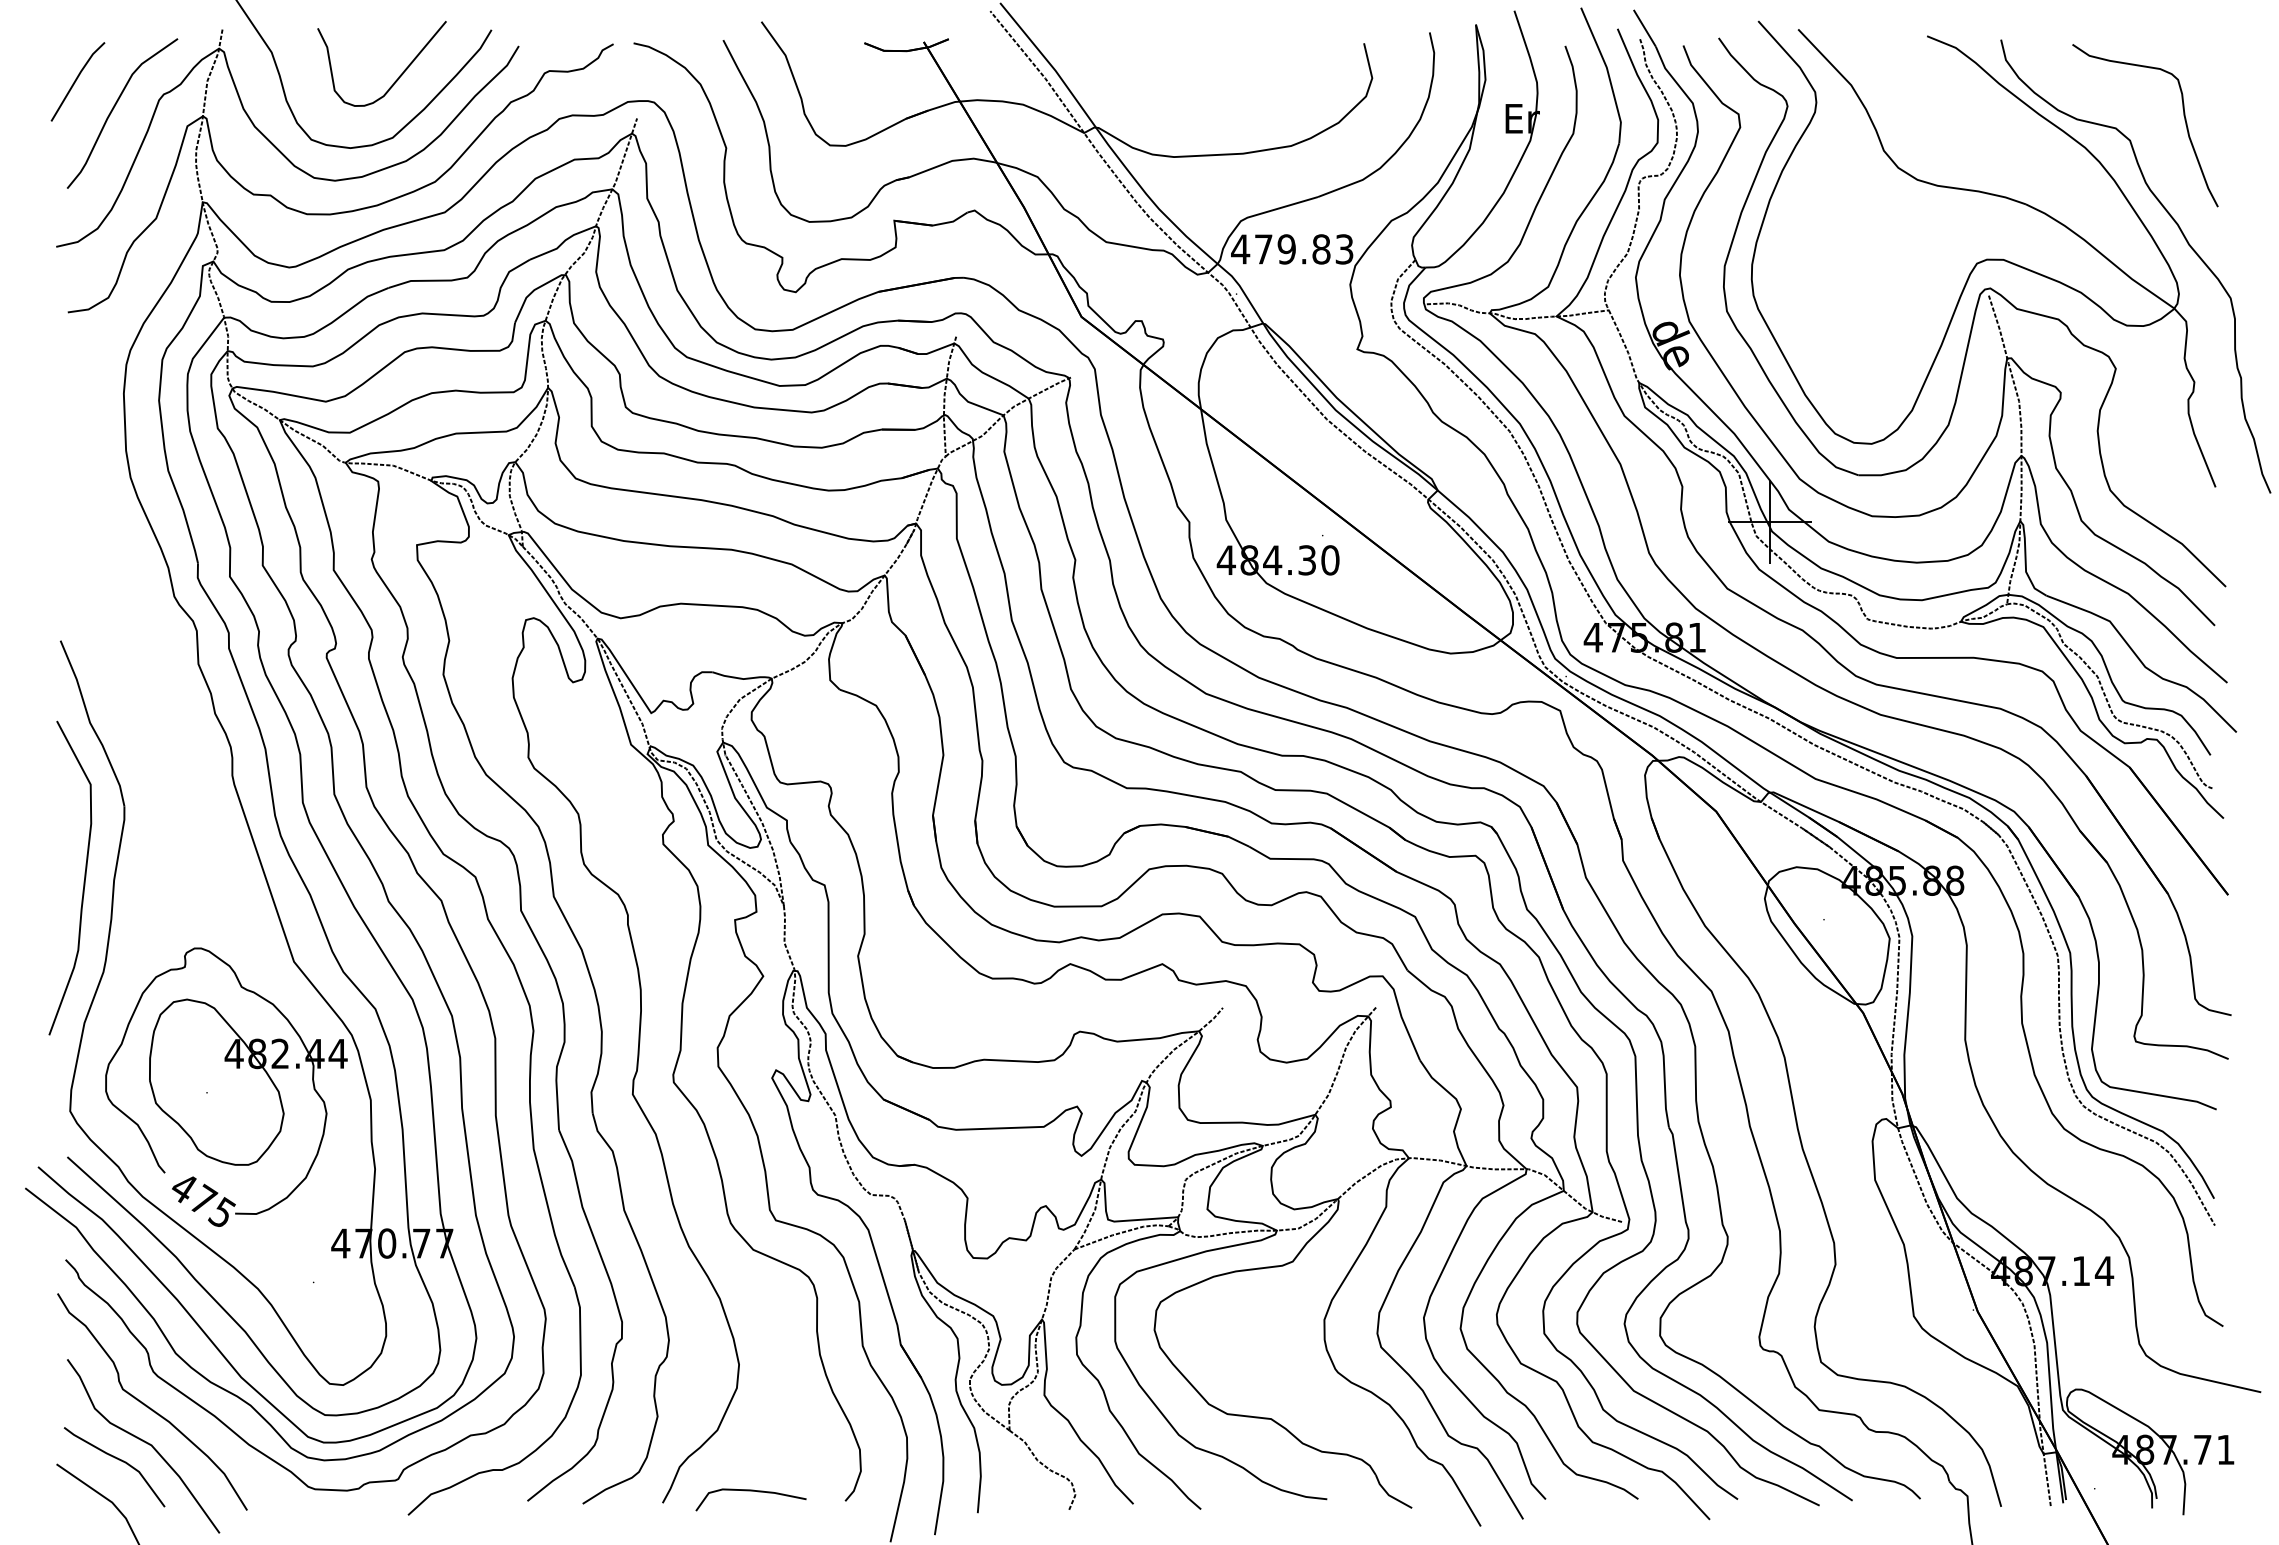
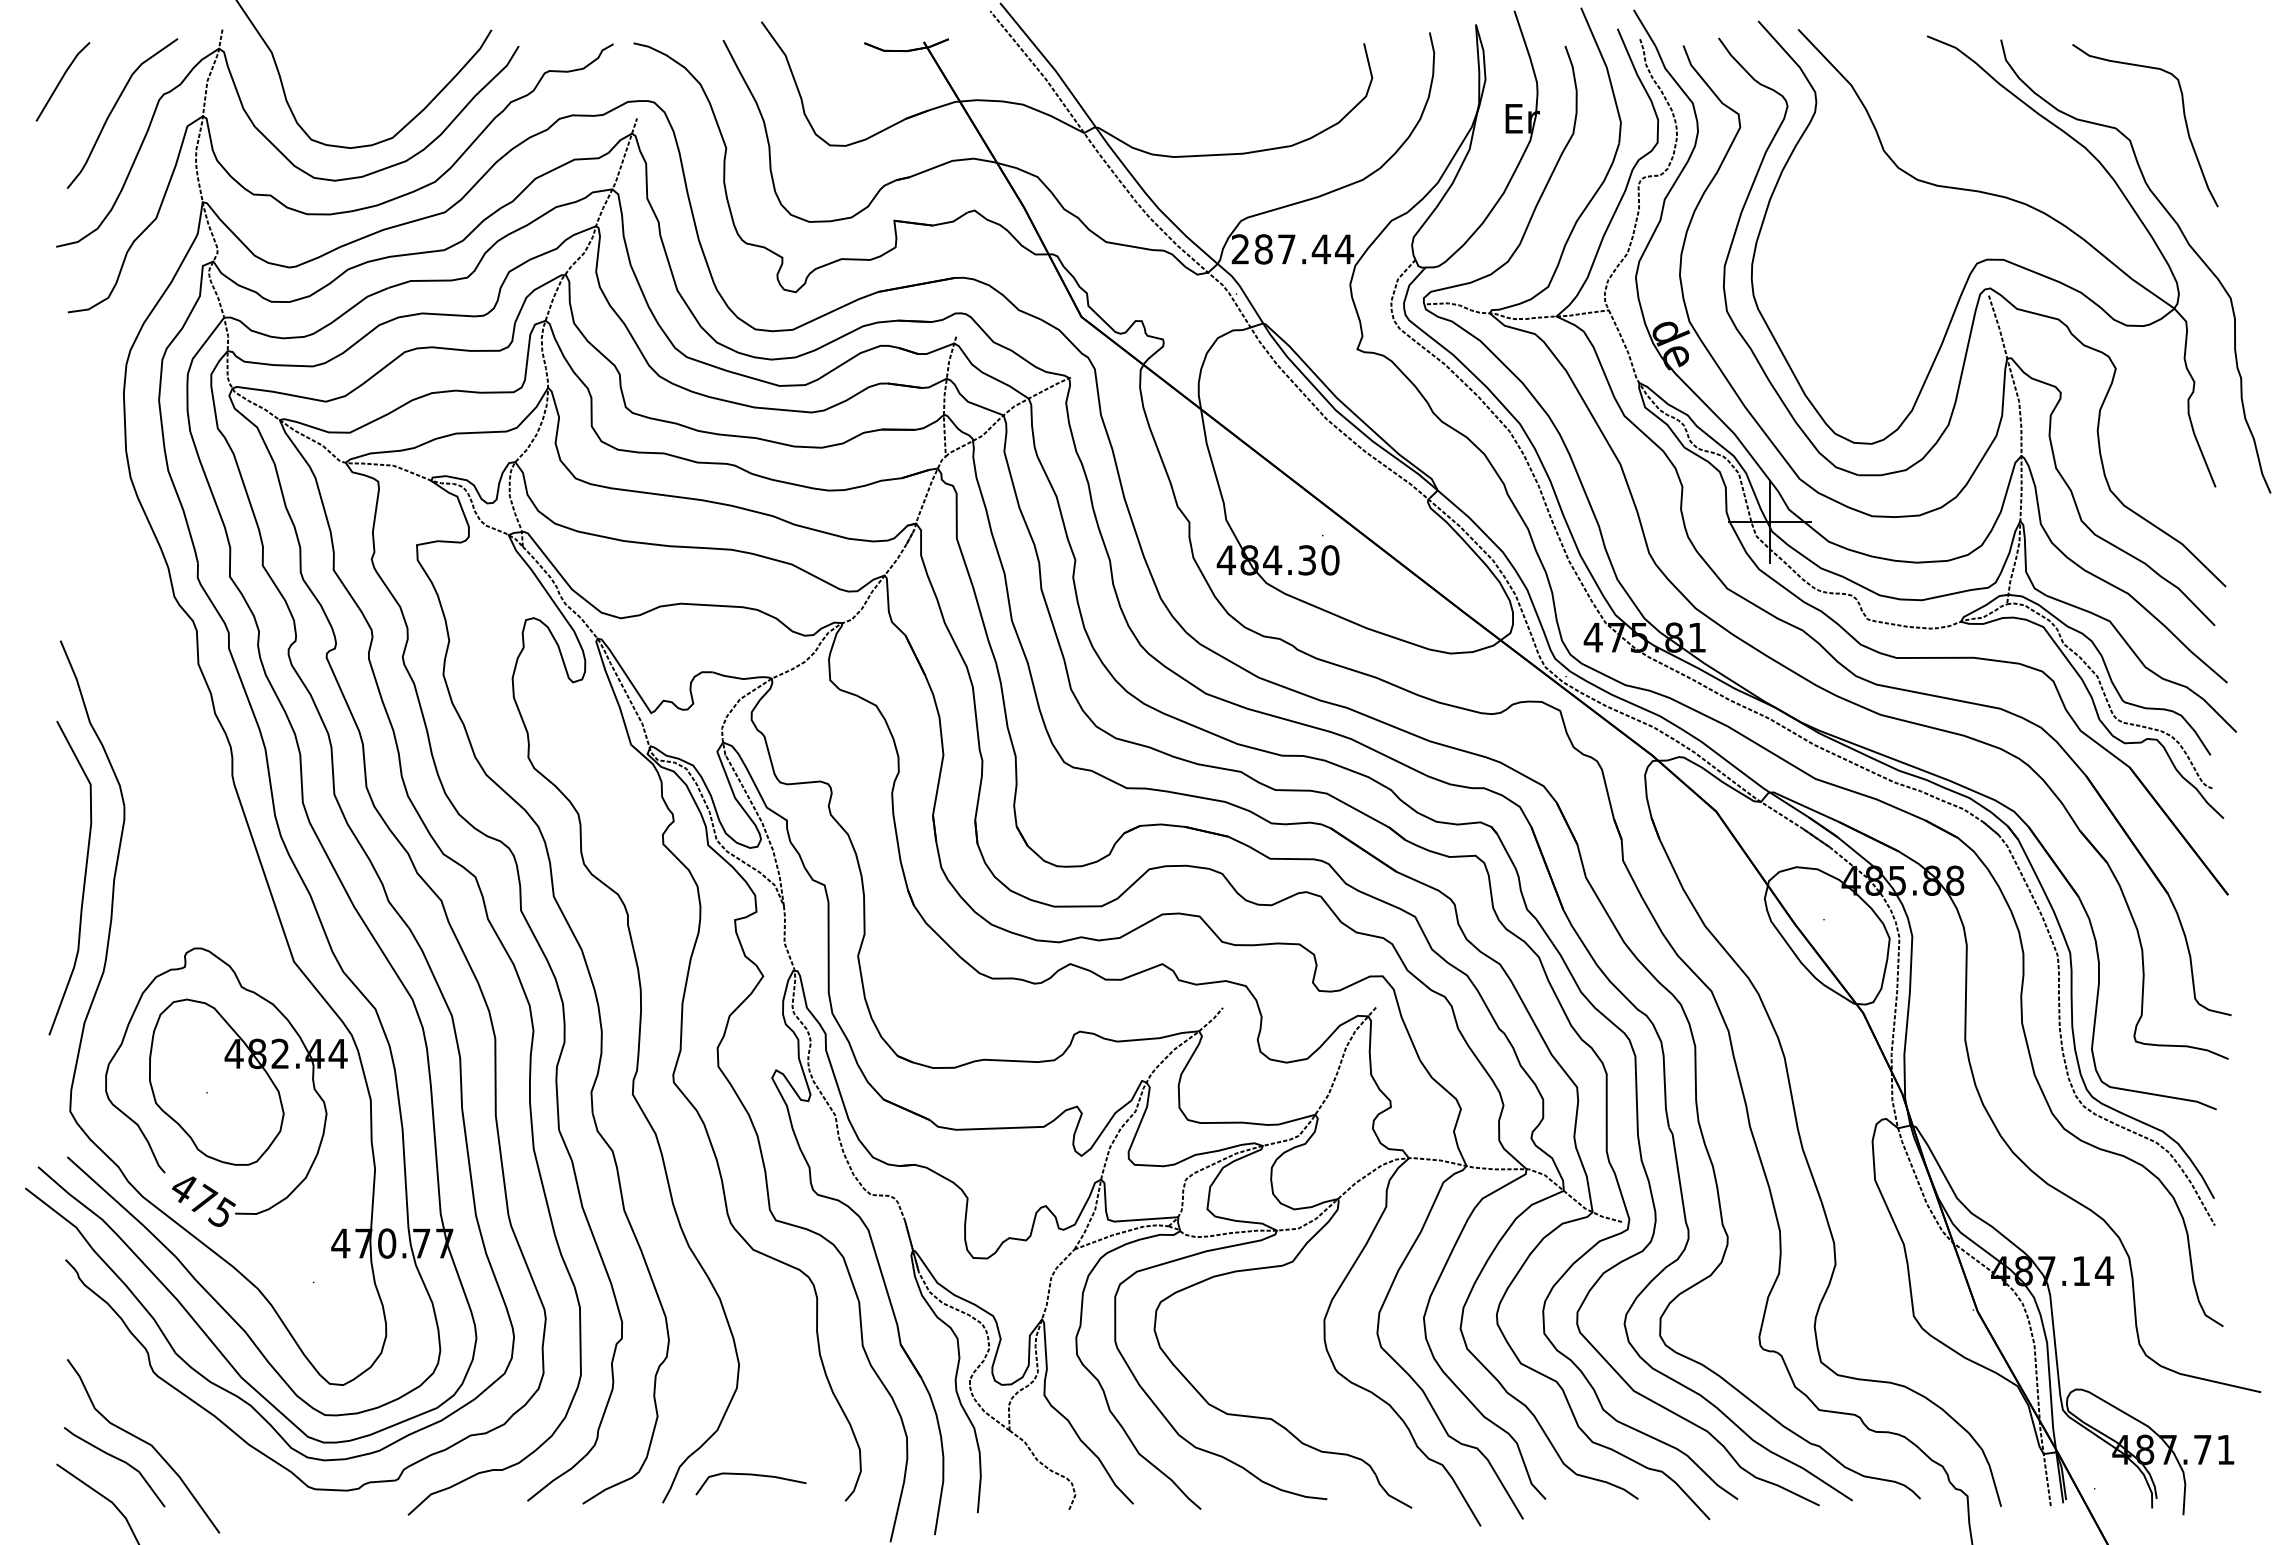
curve: present -> none (398, 76)
line position: (76, 81) -> (61, 81) (61, 81)
text: 479.83 -> 287.44 (1292, 249)
curve: present -> none (149, 1406)
curve position: (750, 1491) -> (750, 1475) (750, 1475)
